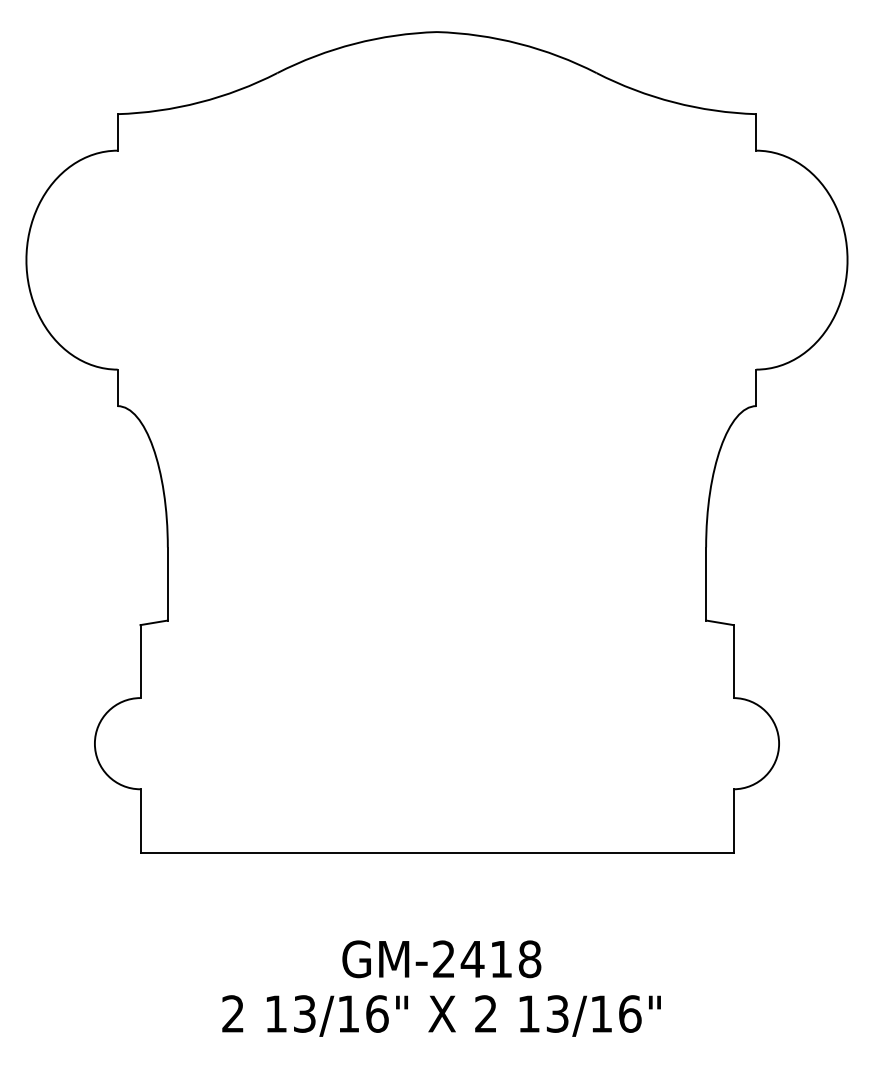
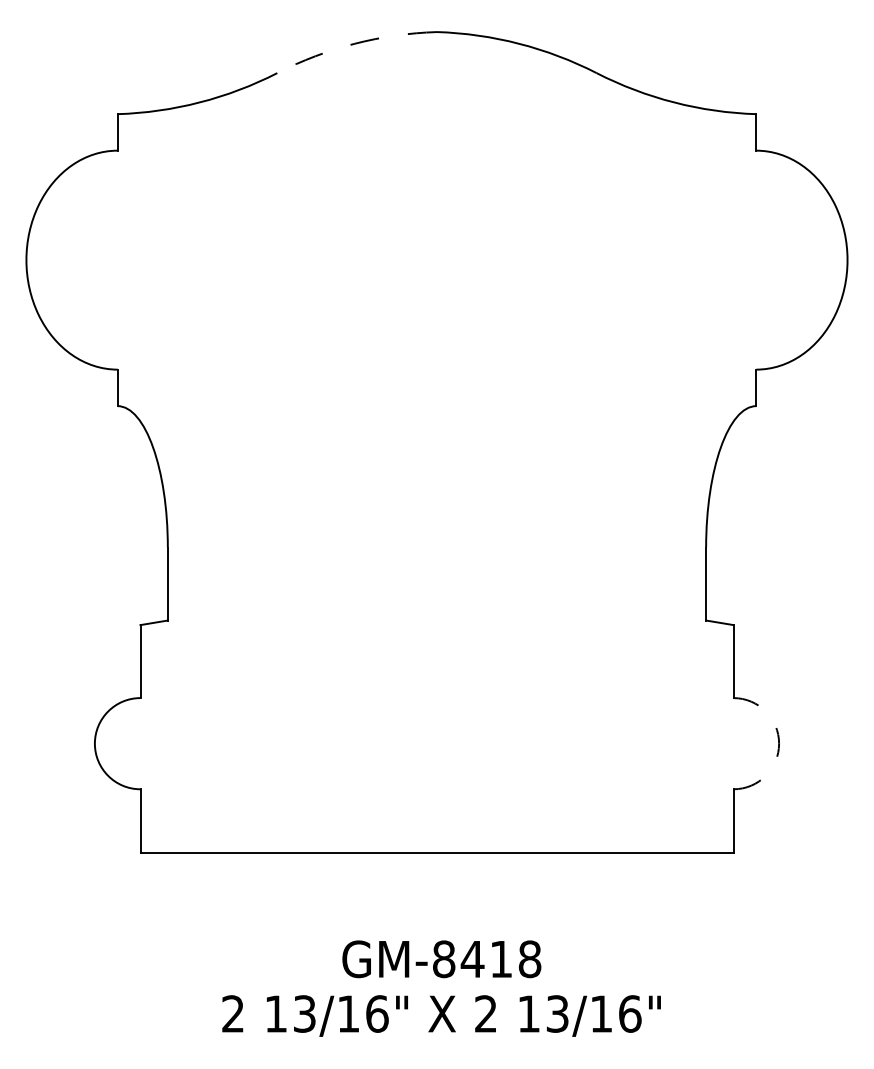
arc: solid -> dashed (354, 43)
arc: solid -> dashed (779, 743)
text: GM-2418 -> GM-8418 (444, 959)
